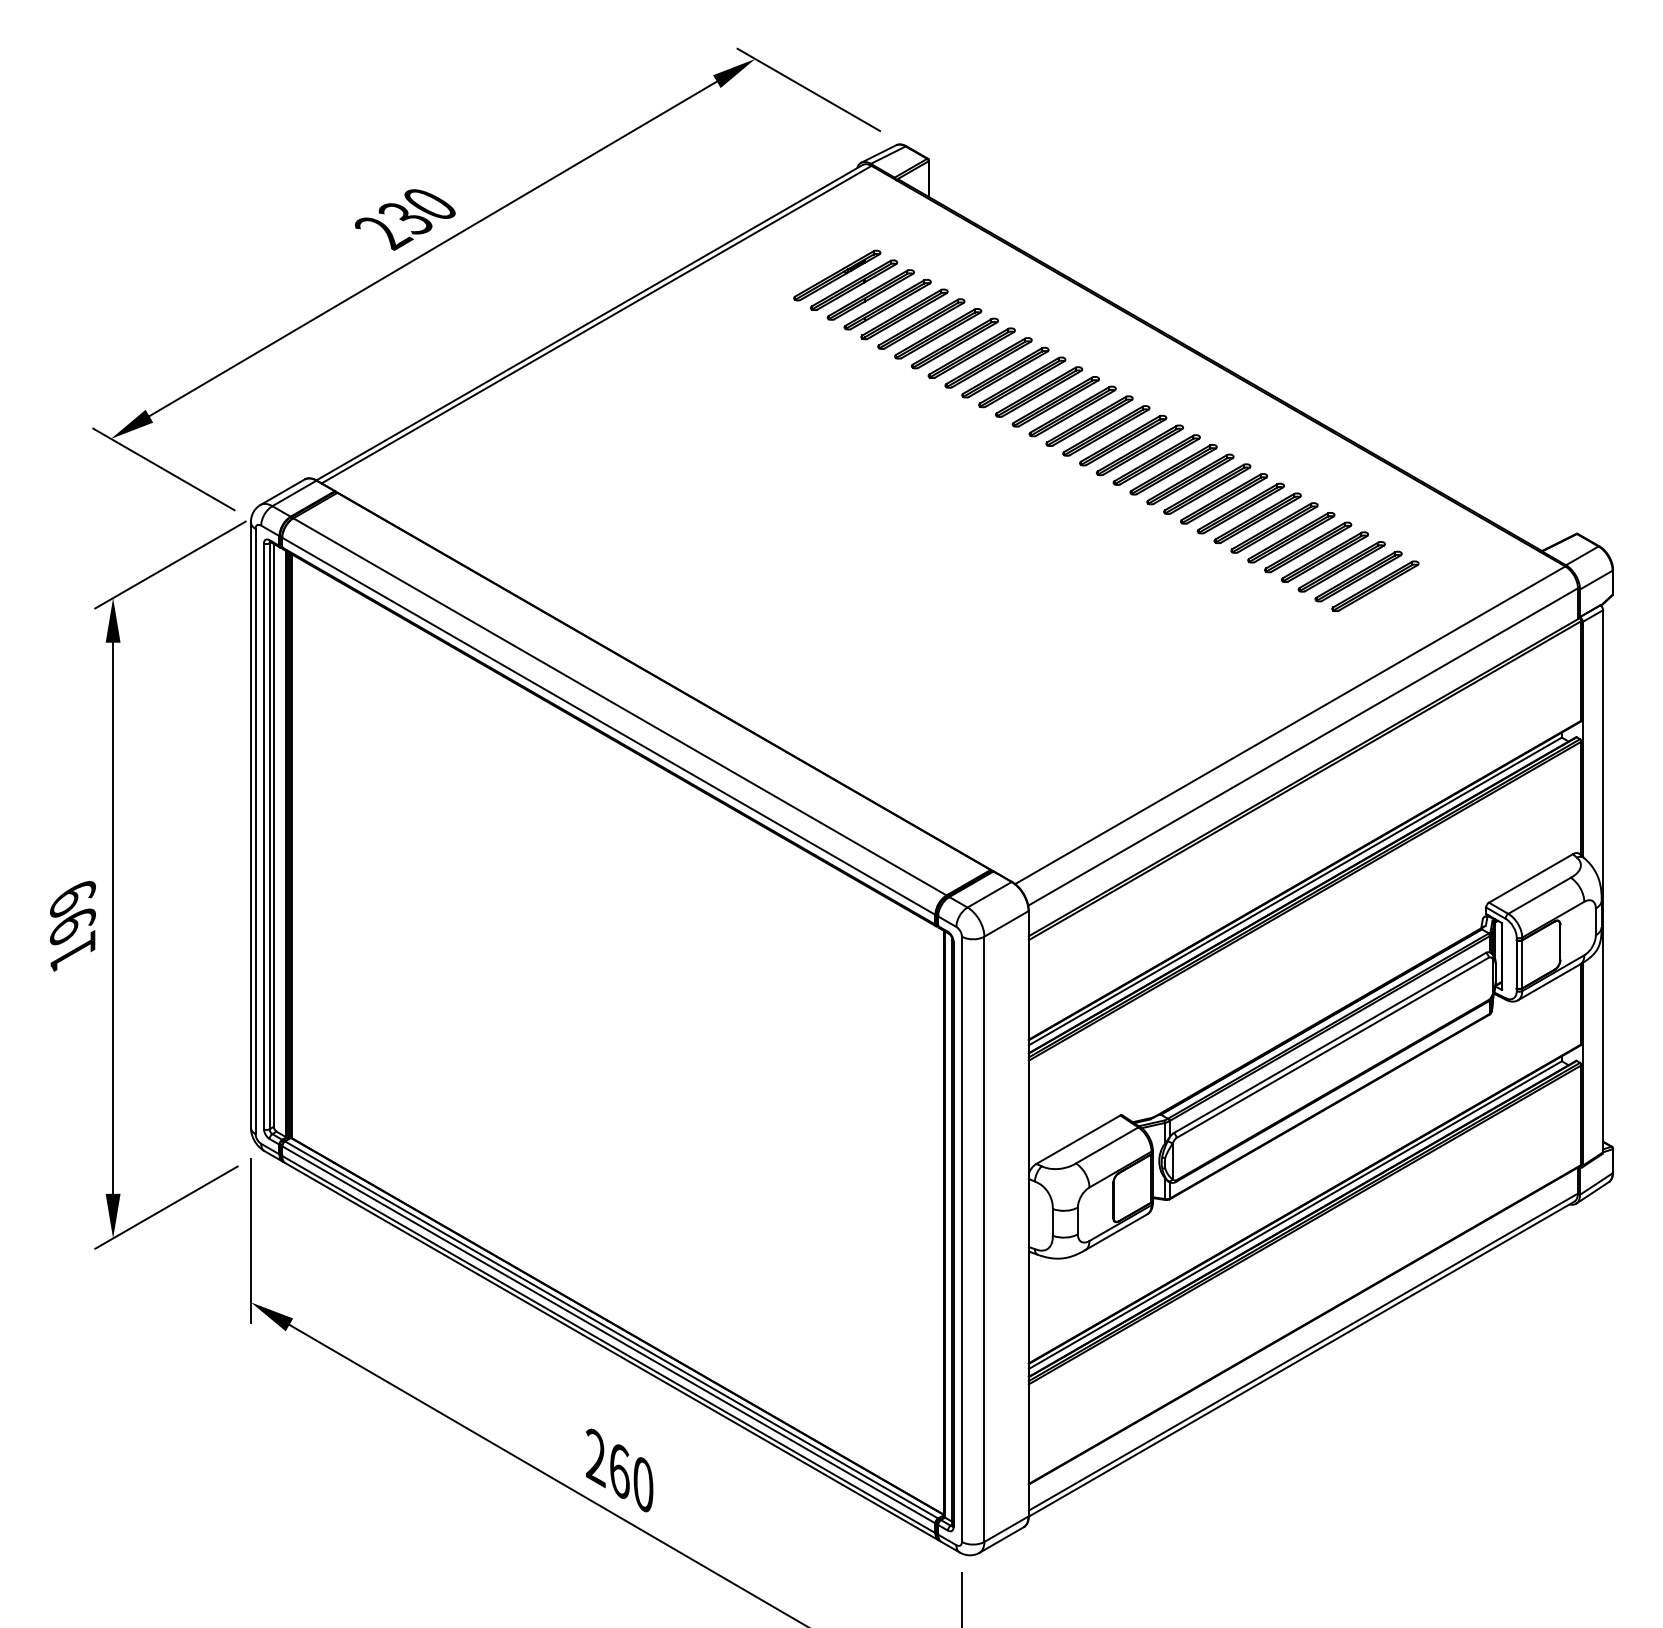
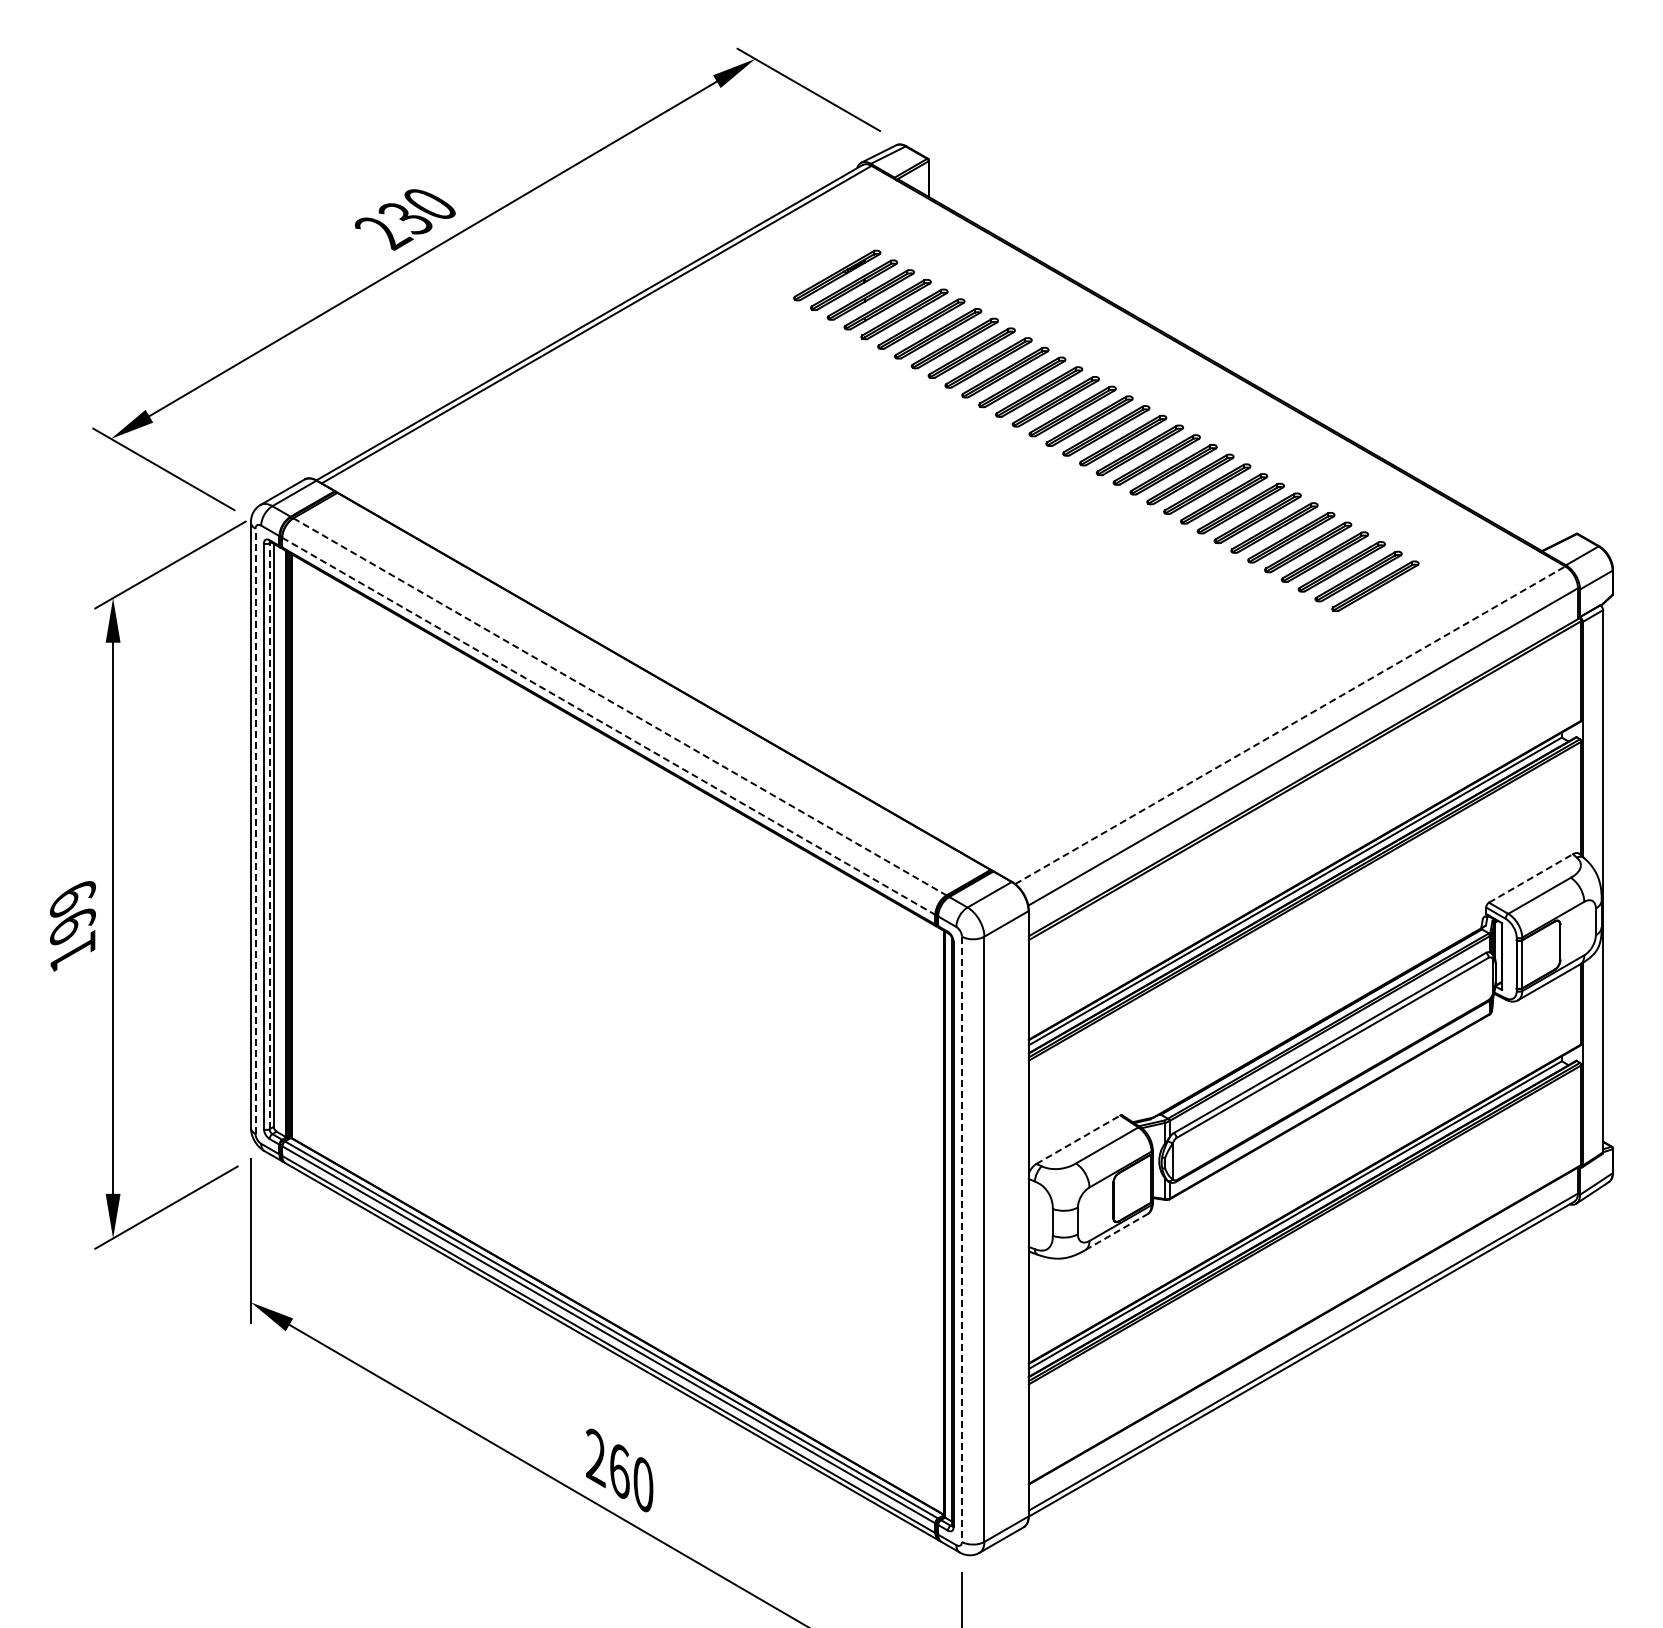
line: solid -> dashed (620, 707)
line: solid -> dashed (1290, 725)
line: solid -> dashed (609, 726)
line: solid -> dashed (255, 831)
line: solid -> dashed (269, 836)
line: solid -> dashed (1531, 878)
line: solid -> dashed (1078, 1139)
line: solid -> dashed (1116, 1232)
line: solid -> dashed (961, 1239)
